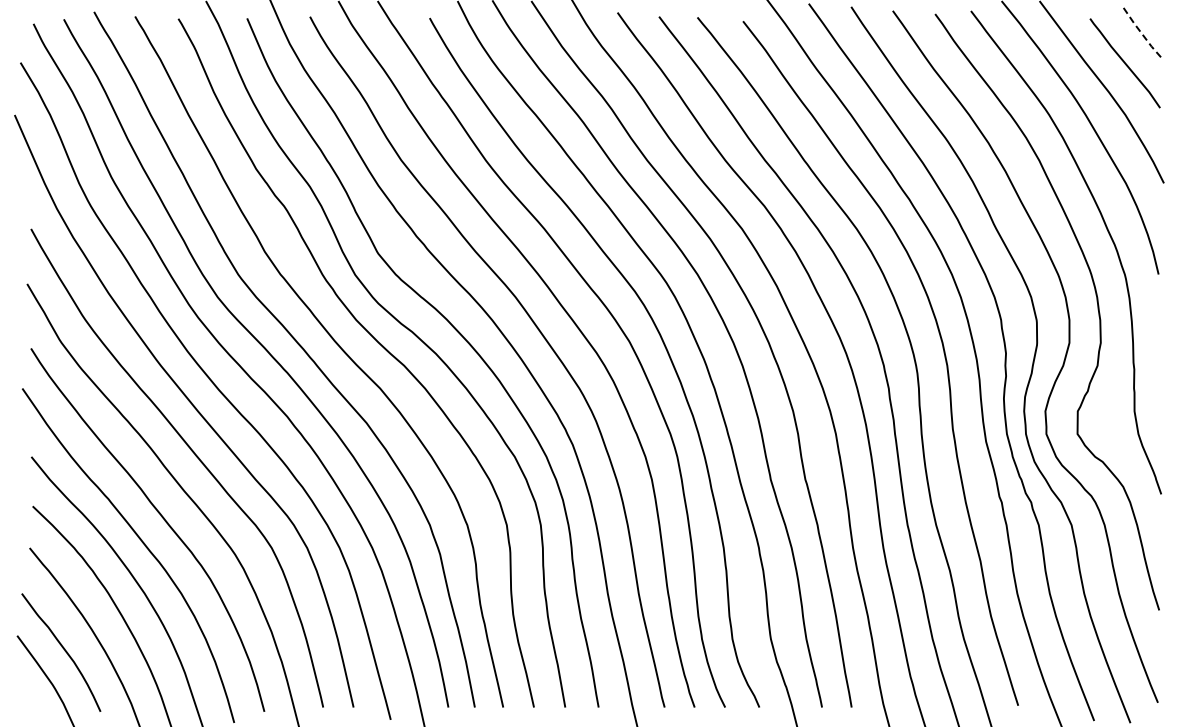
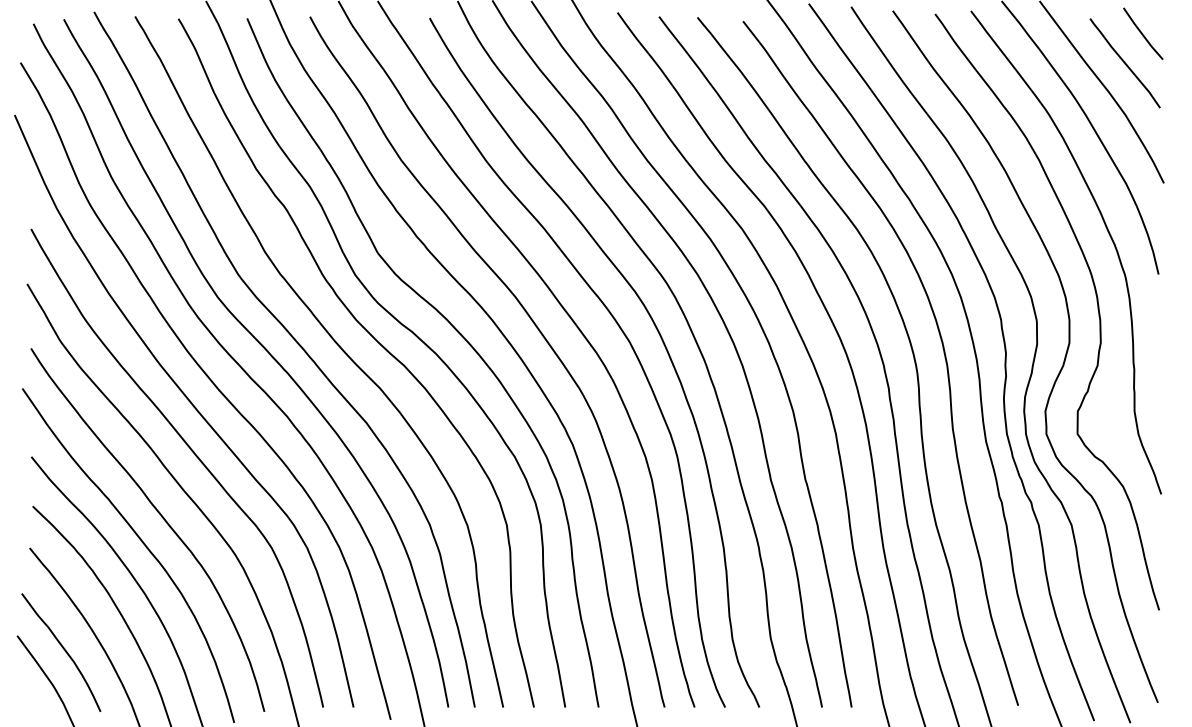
line: dashed -> solid (1142, 34)
